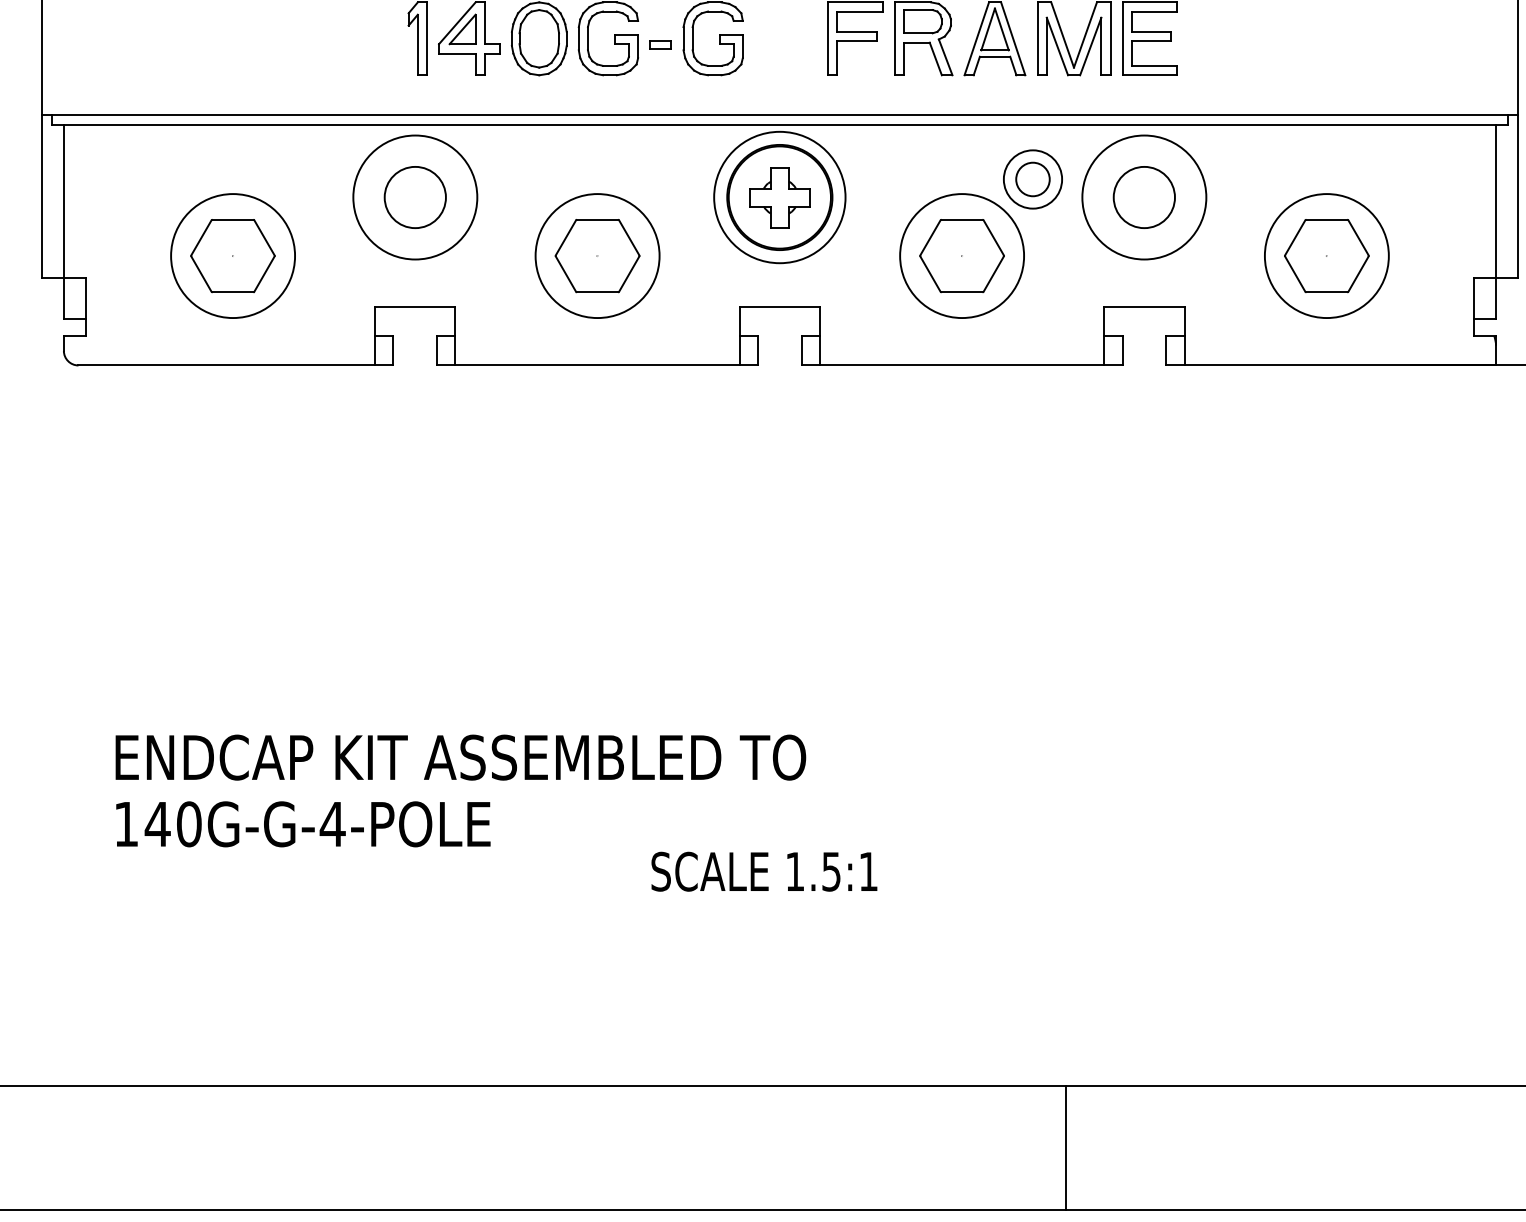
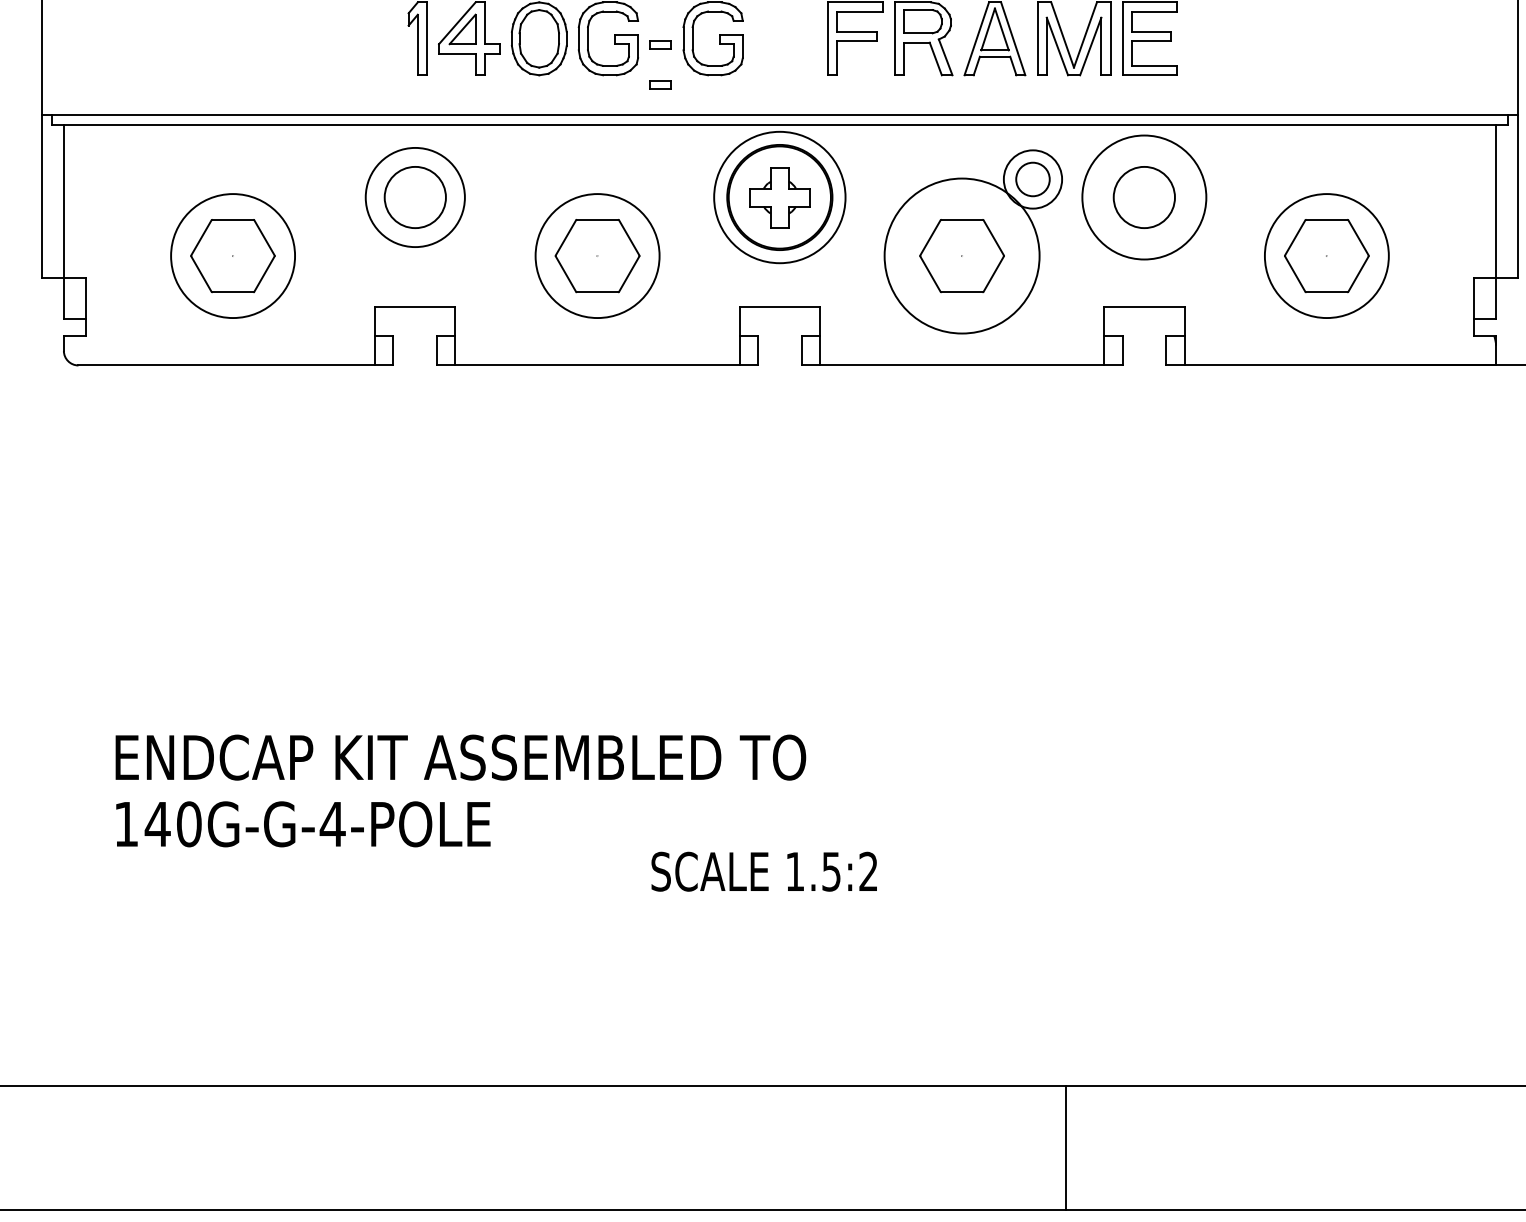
part: none -> present (660, 84)
circle diameter: 124 px -> 99 px (414, 197)
circle diameter: 124 px -> 155 px (961, 255)
text: 1.5:1 -> 1.5:2 (868, 870)
